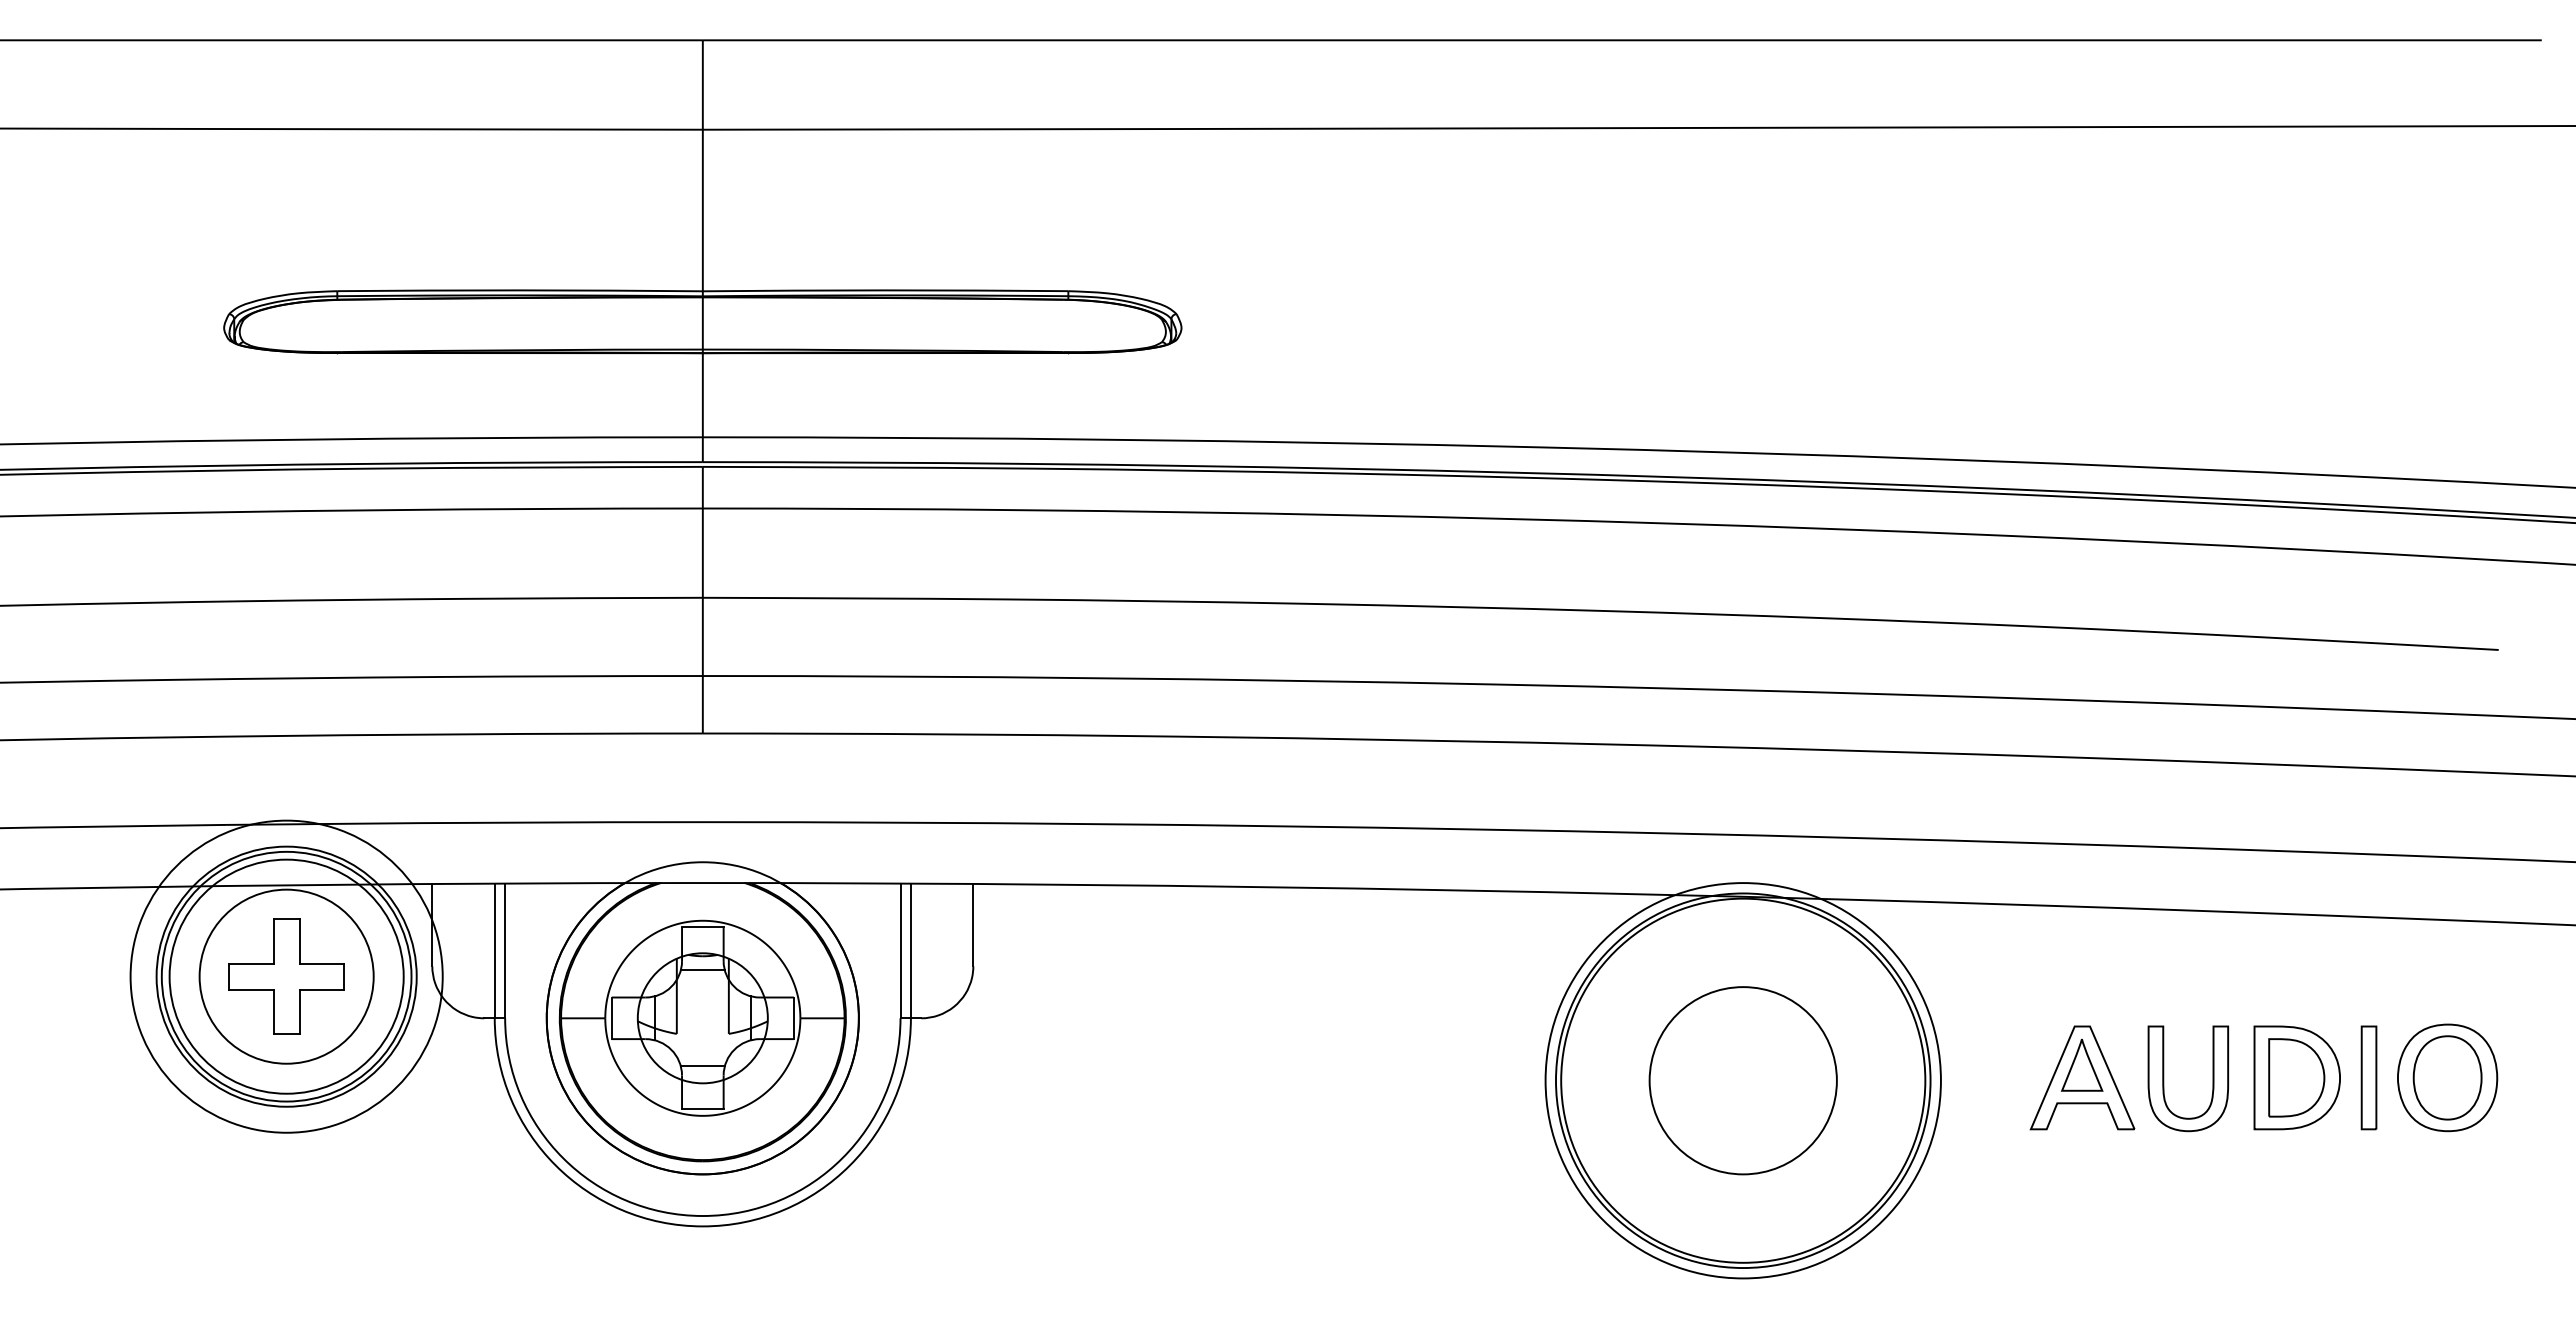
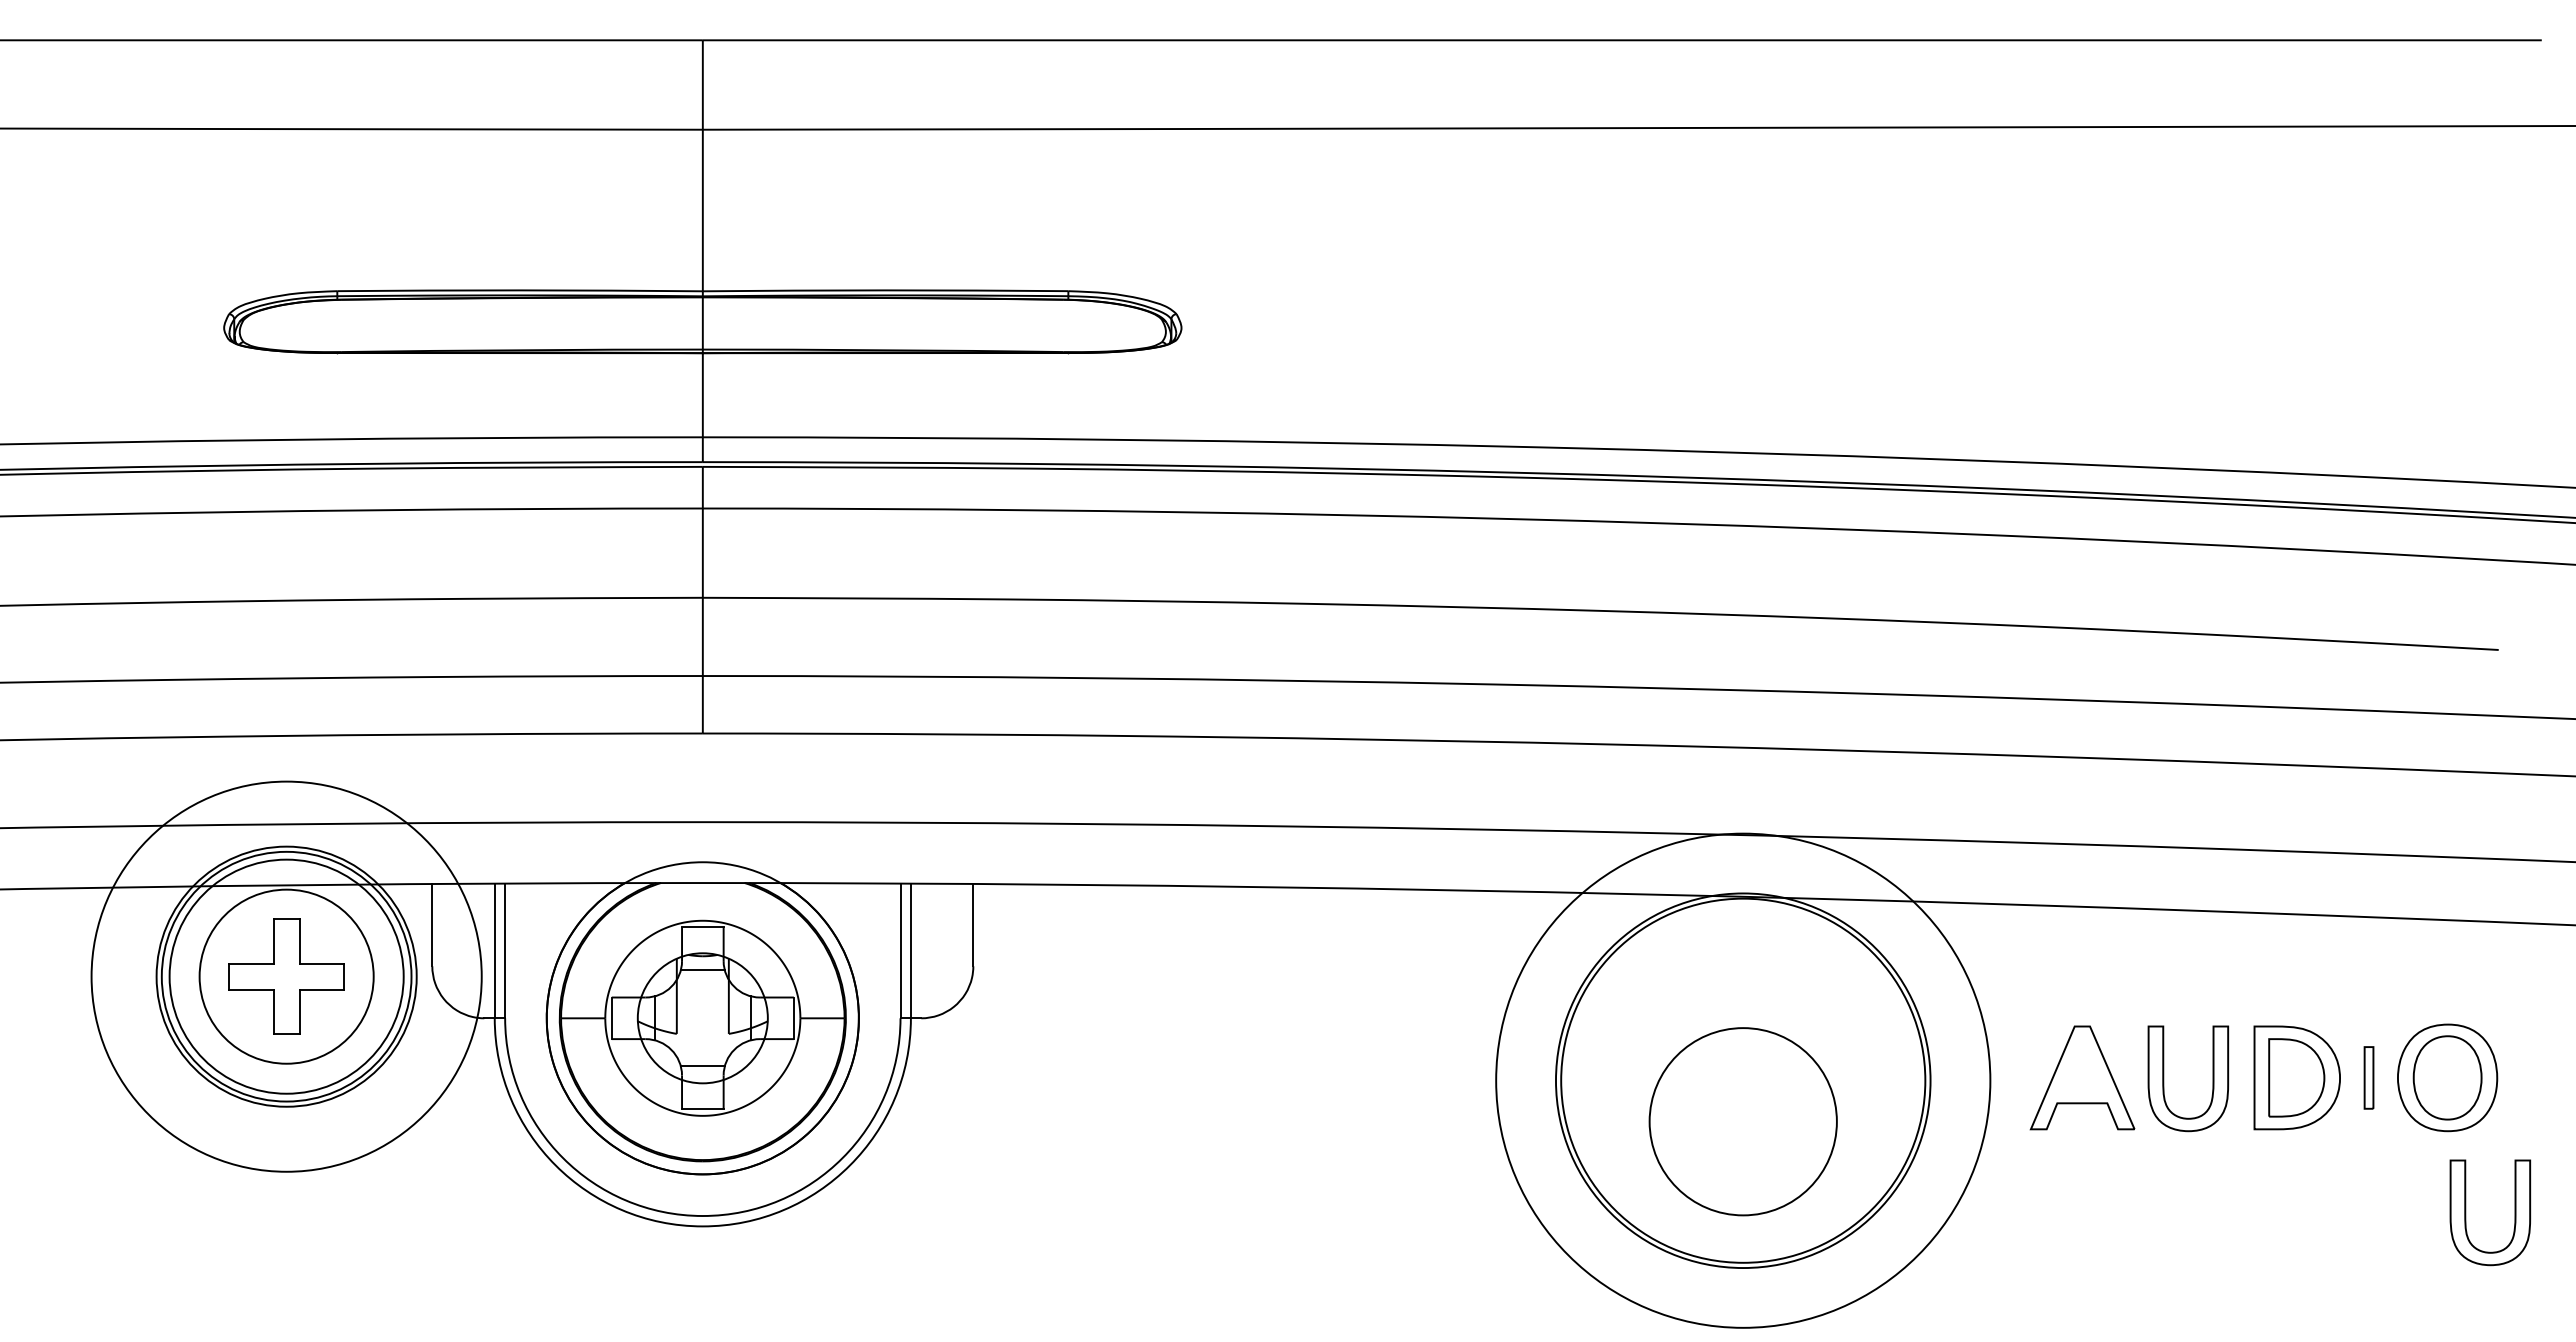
circle diameter: 312 px -> 390 px (286, 976)
part: present -> none (2082, 1064)
part size: 18x106 px -> 12x64 px (2368, 1077)
circle diameter: 395 px -> 494 px (1743, 1080)
circle position: (1742, 1080) -> (1742, 1121) (1742, 1121)
part: none -> present (2466, 1212)
